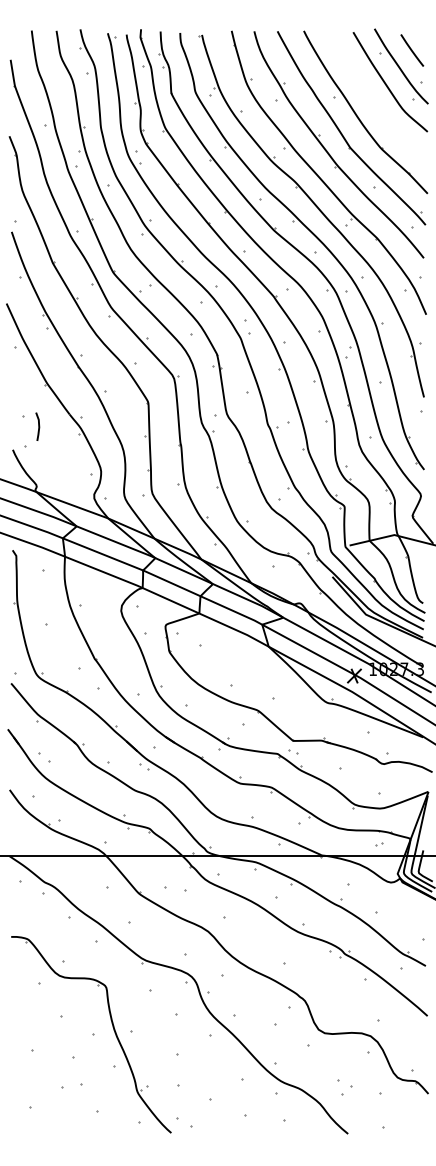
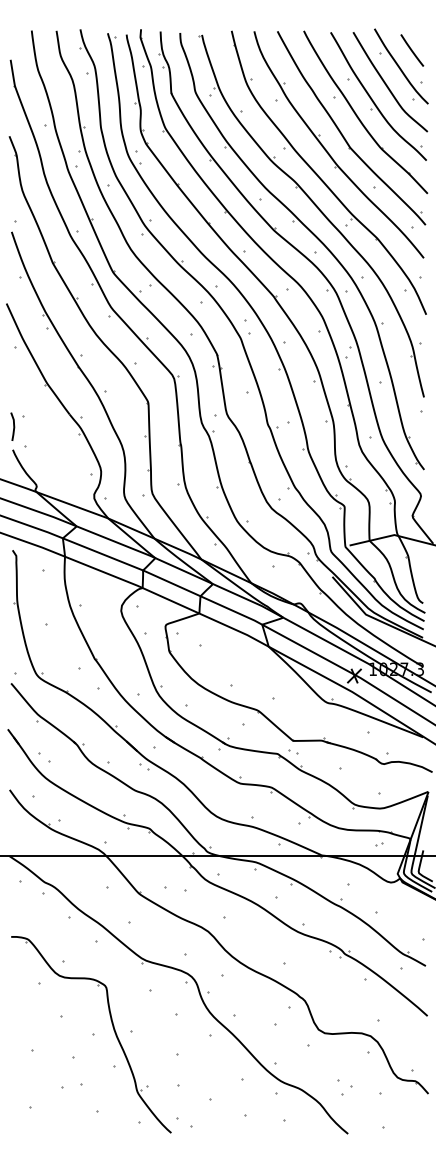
part: none -> present (372, 98)
line position: (38, 426) -> (13, 426) (13, 426)
